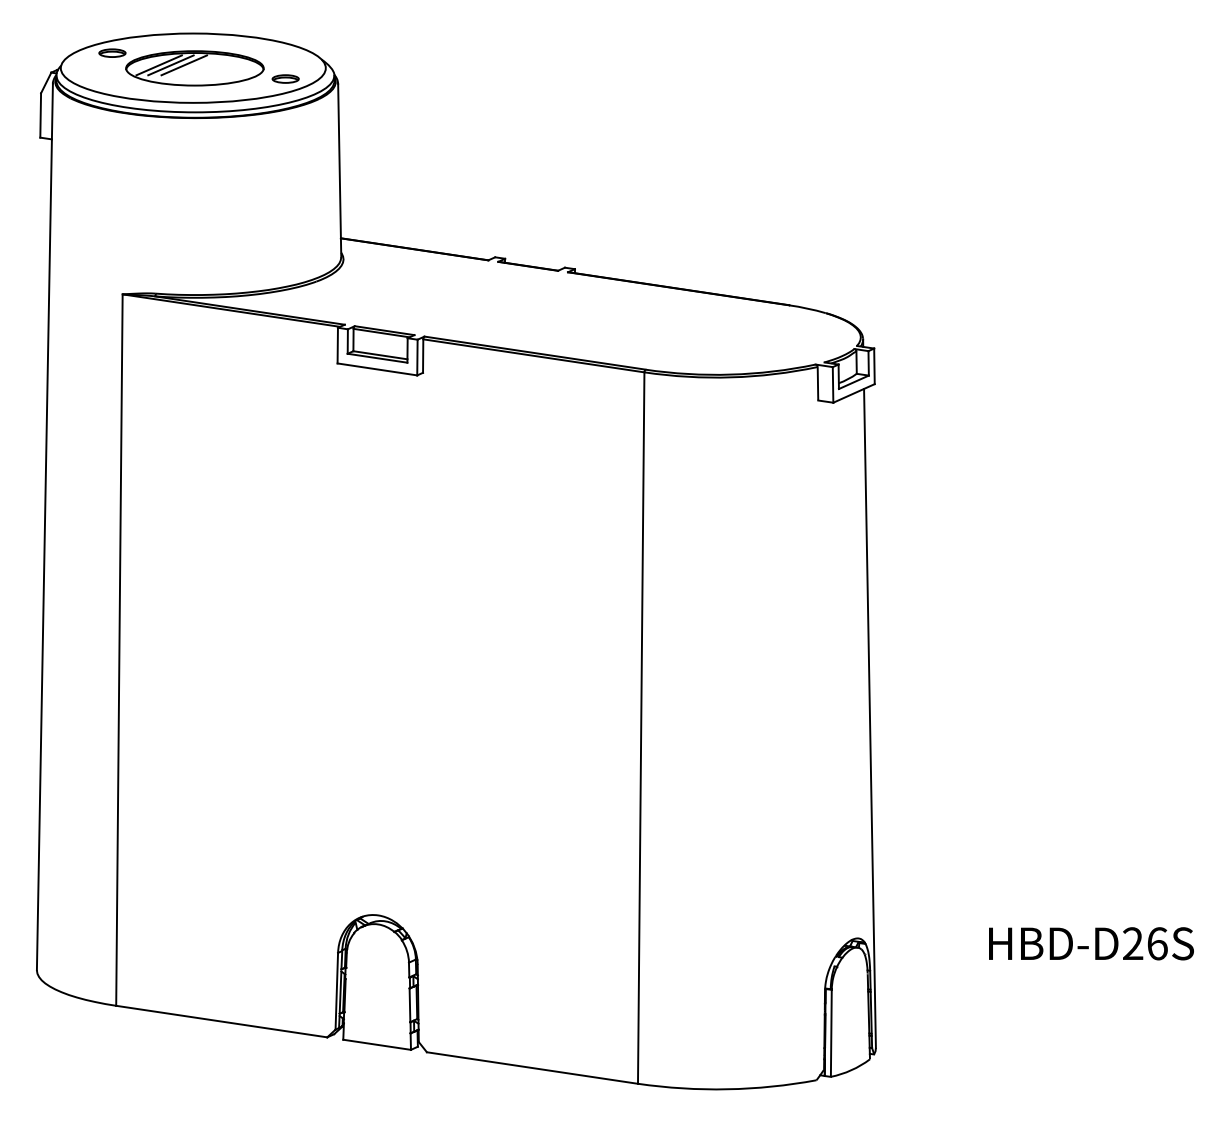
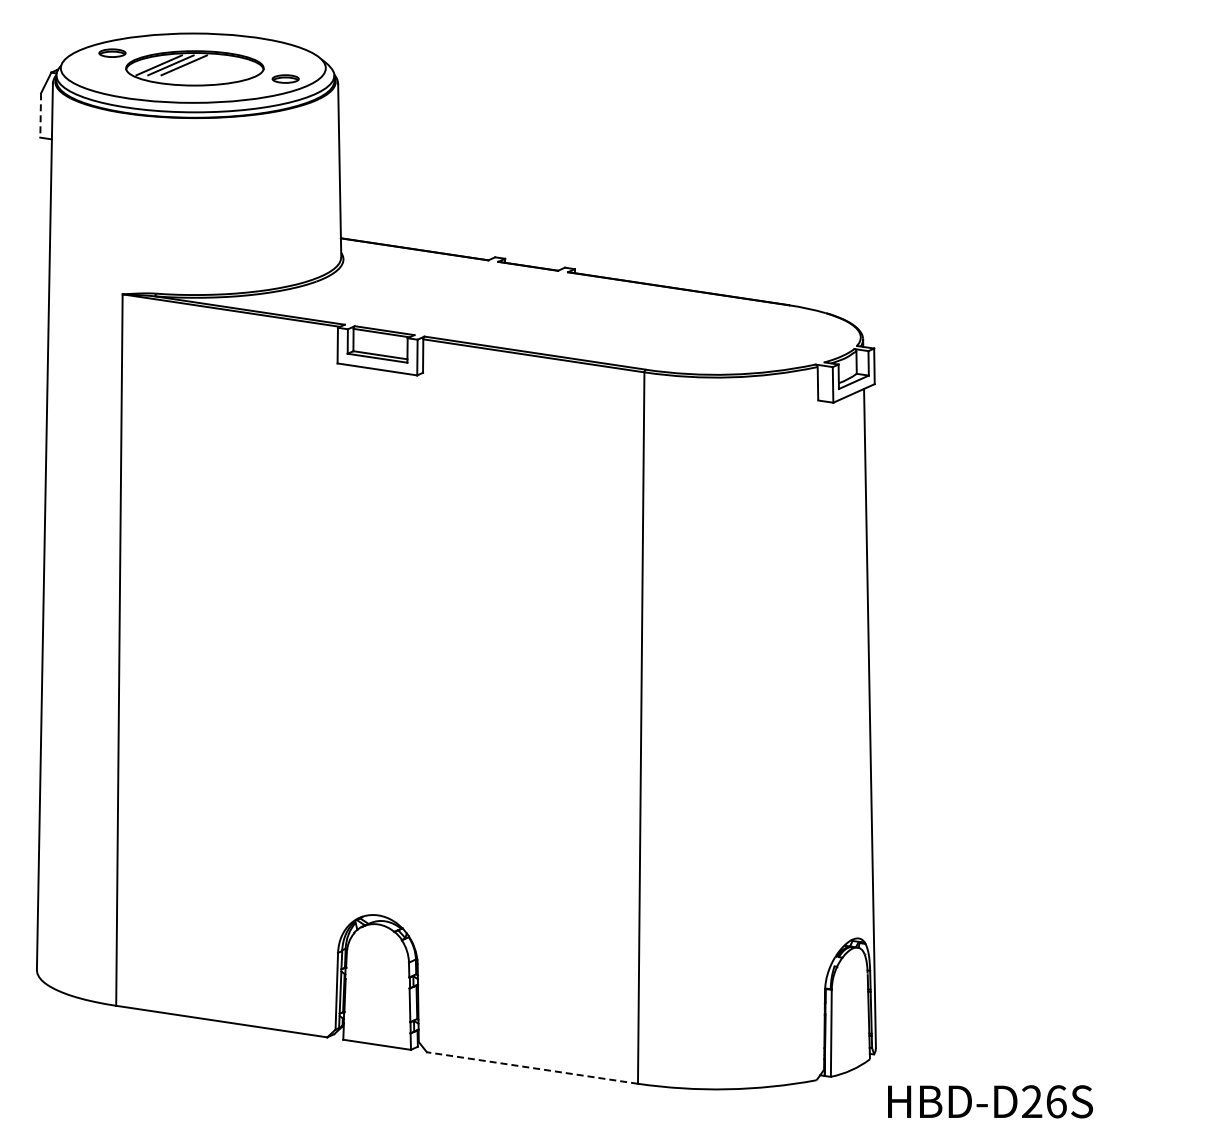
line: solid -> dashed (40, 115)
text position: (1091, 943) -> (990, 1101) (990, 1101)
line: solid -> dashed (532, 1068)
